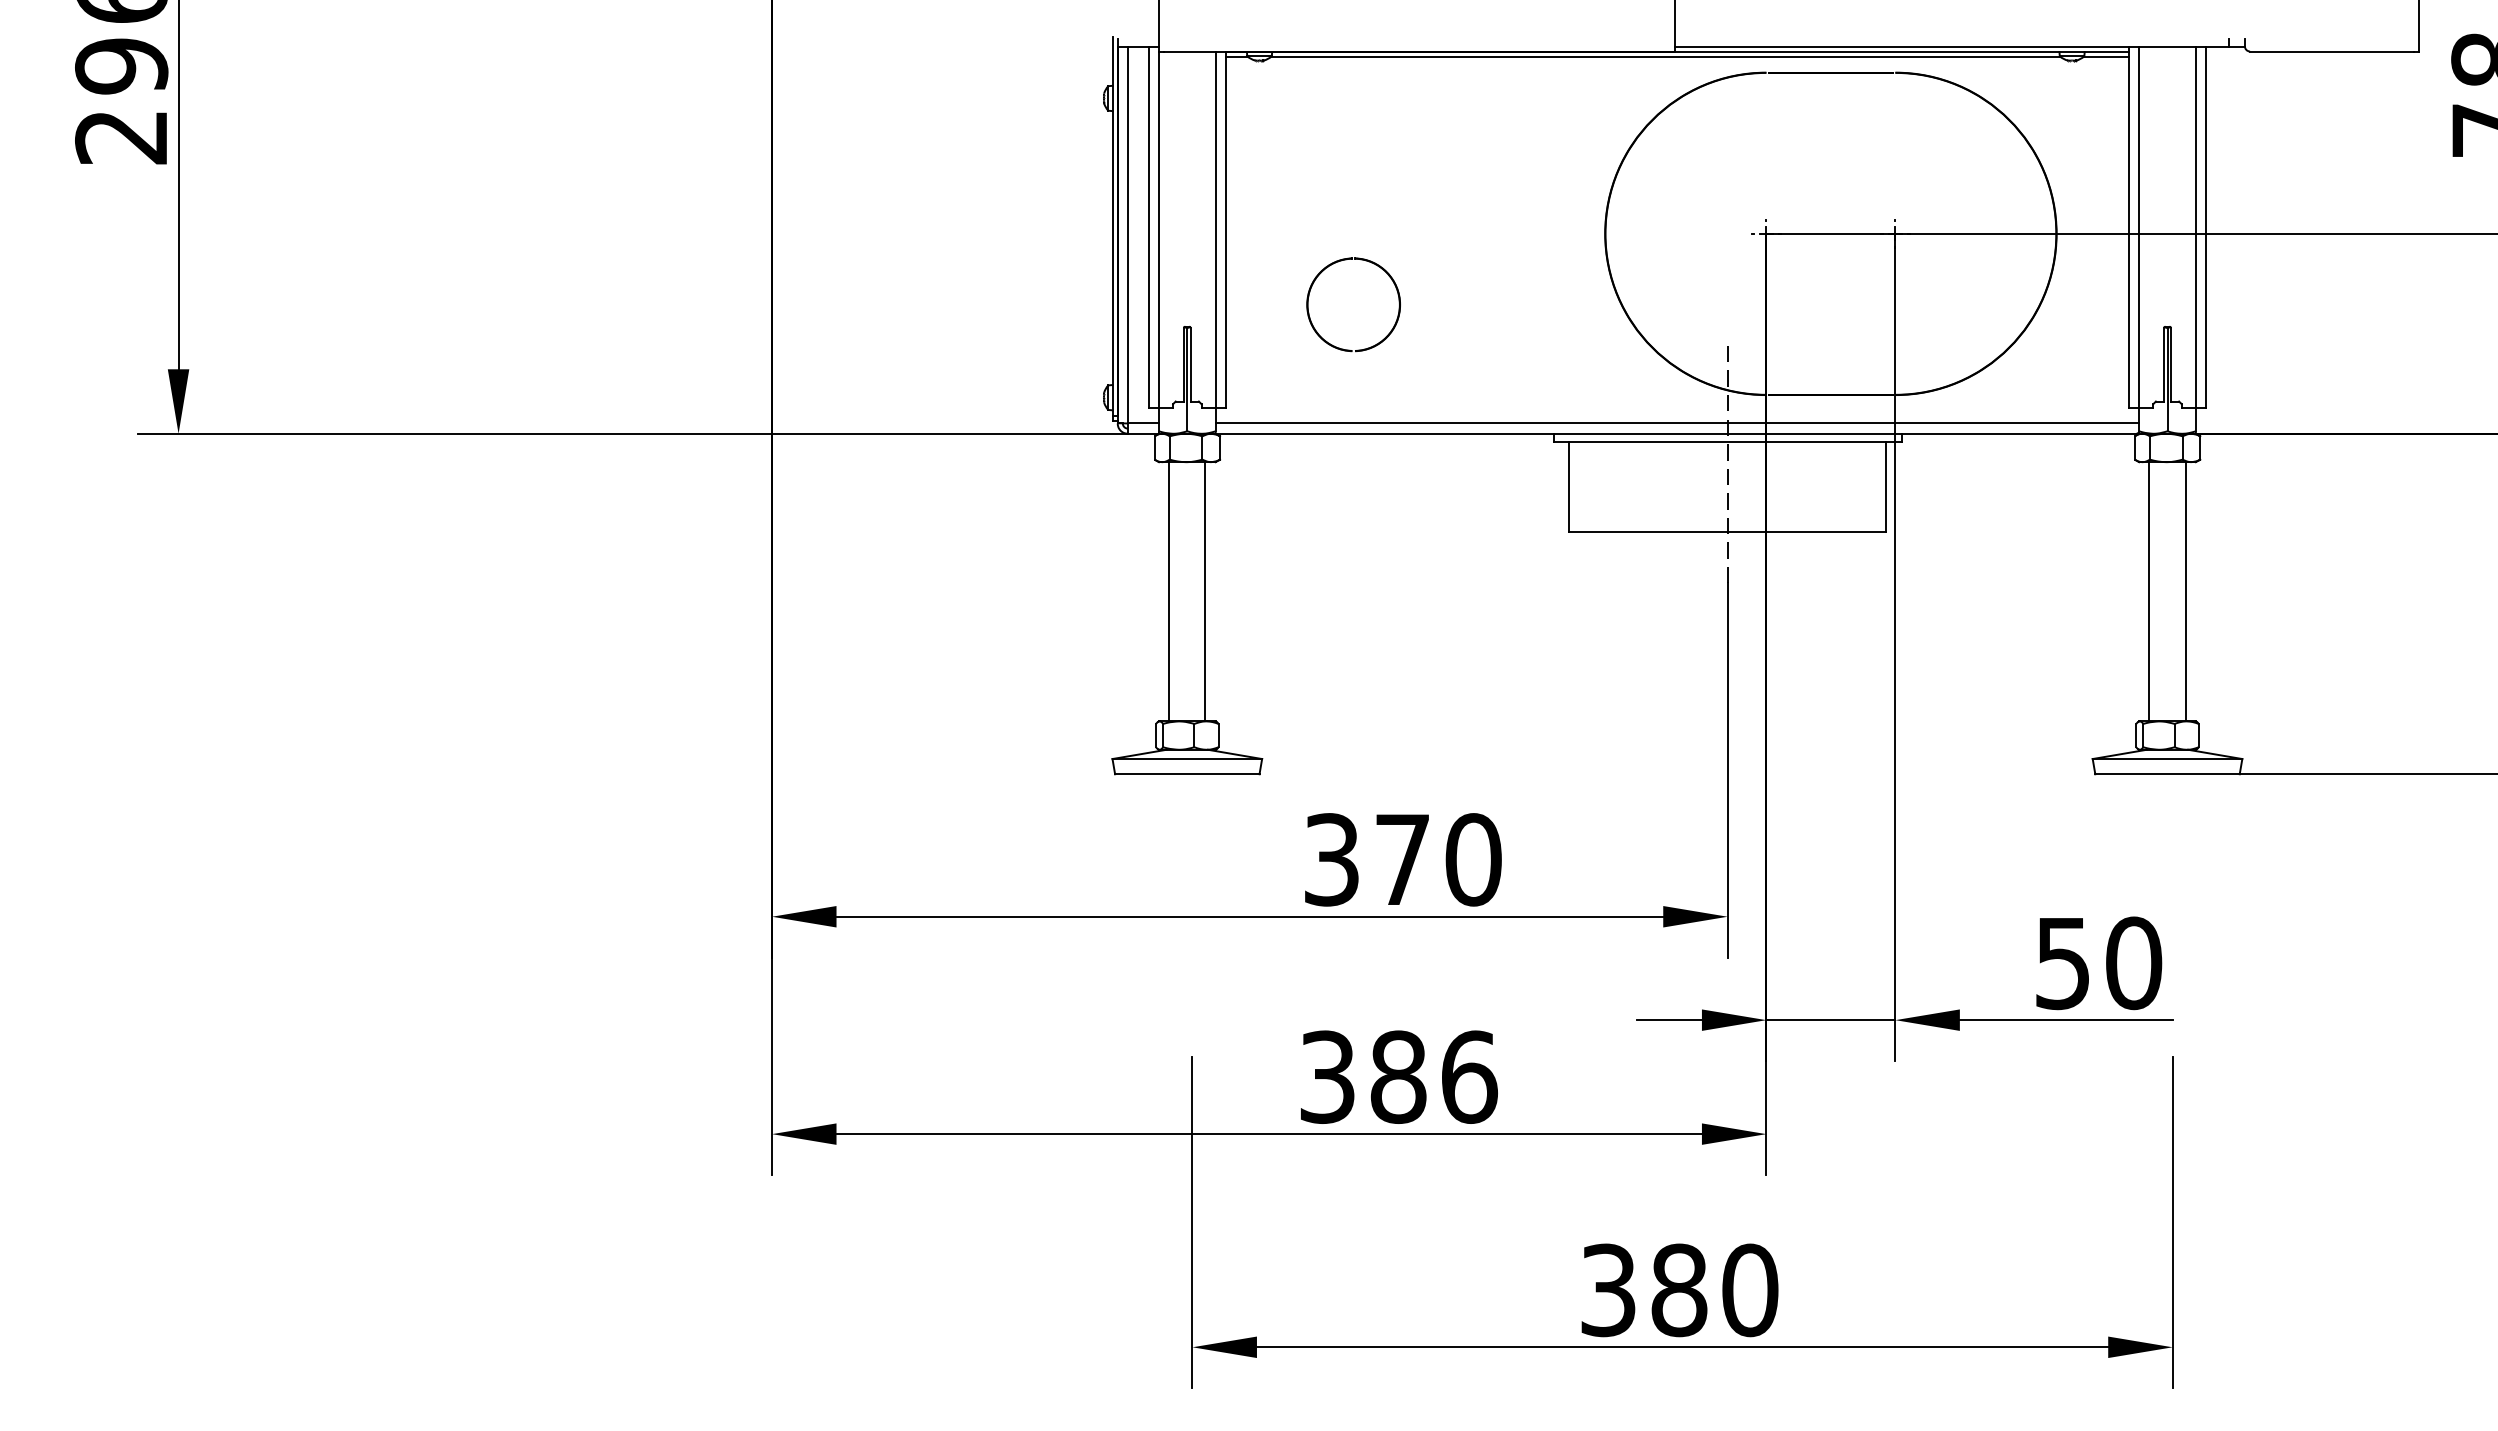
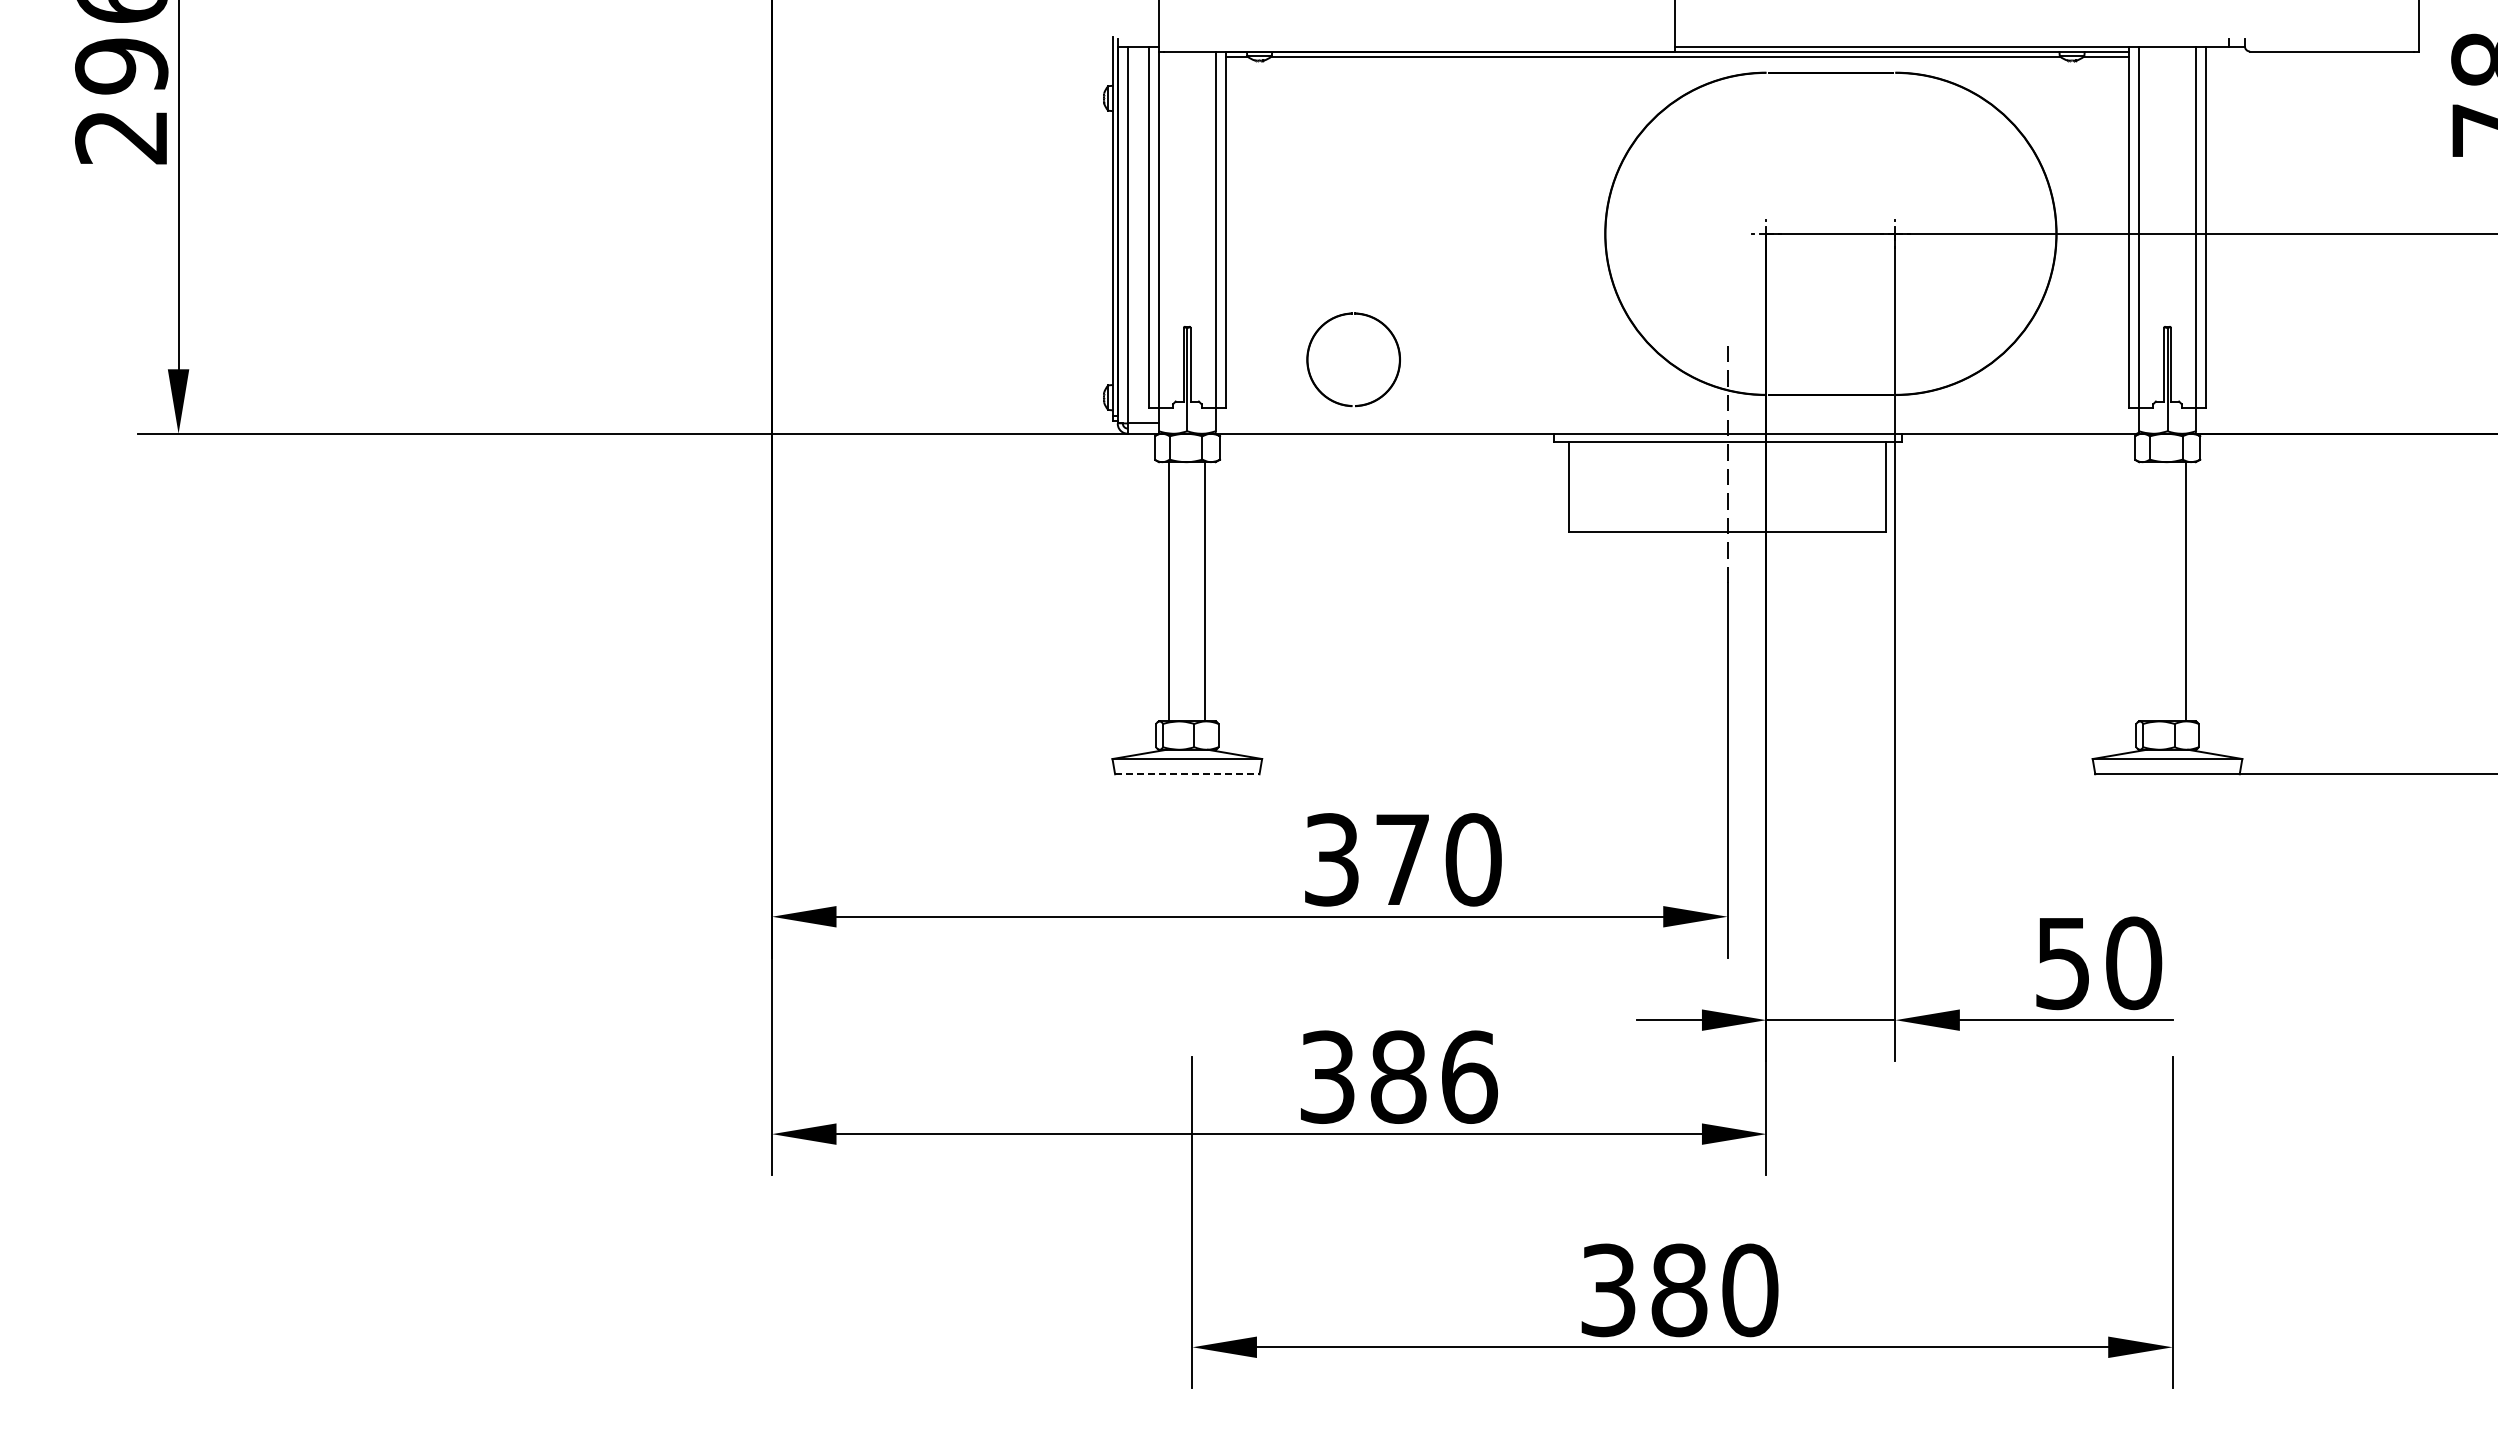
part position: (1346, 260) -> (1346, 315) (1346, 315)
line: present -> none (1677, 423)
line: present -> none (2149, 591)
line: solid -> dashed (1187, 774)
